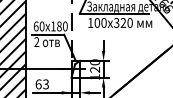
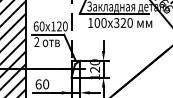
text: 60x180 -> 60x120 (59, 26)
text: 63 -> 60 (46, 84)
